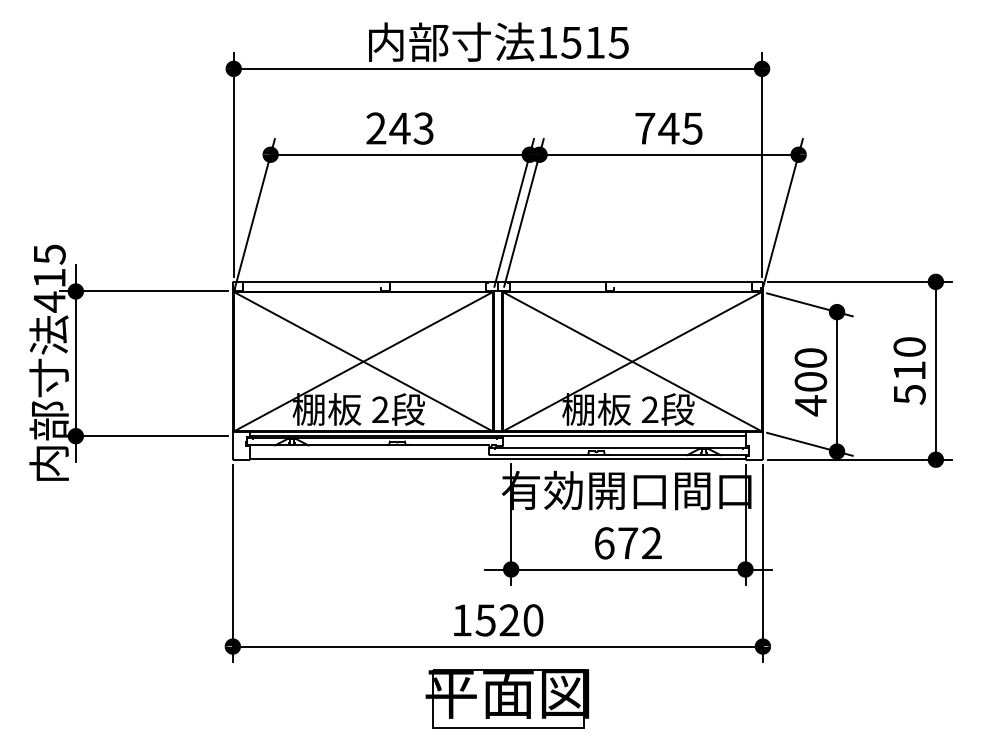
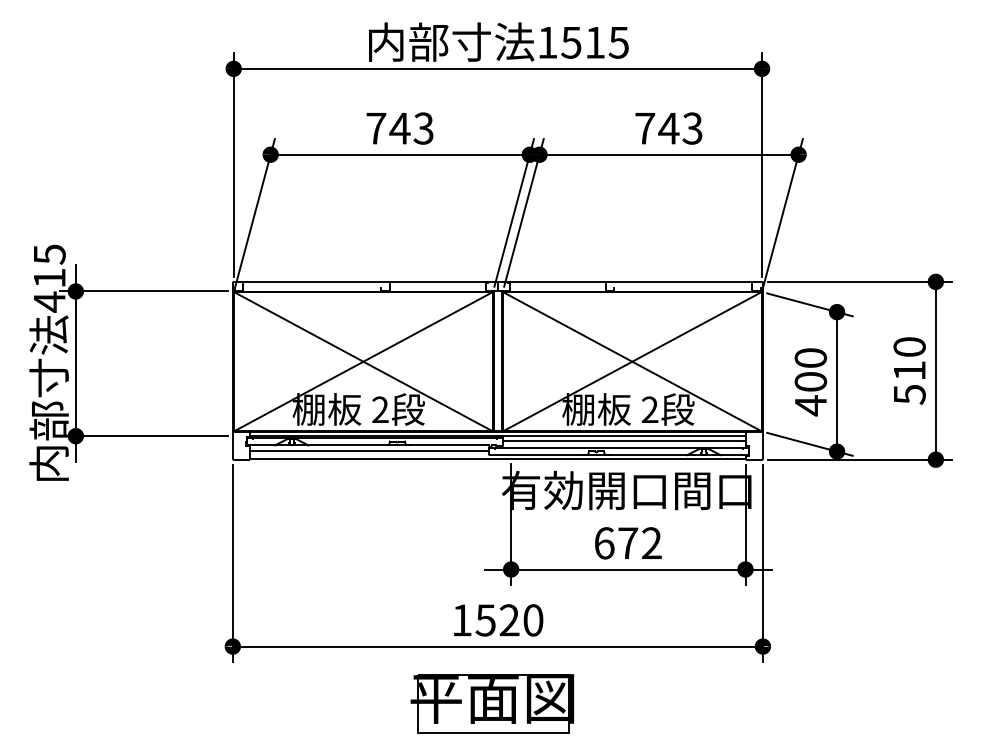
text: 745 -> 743 (692, 127)
text: 243 -> 743 (376, 128)
line: none -> present (624, 441)
line: none -> present (369, 451)
part position: (507, 698) -> (492, 703) (492, 703)
